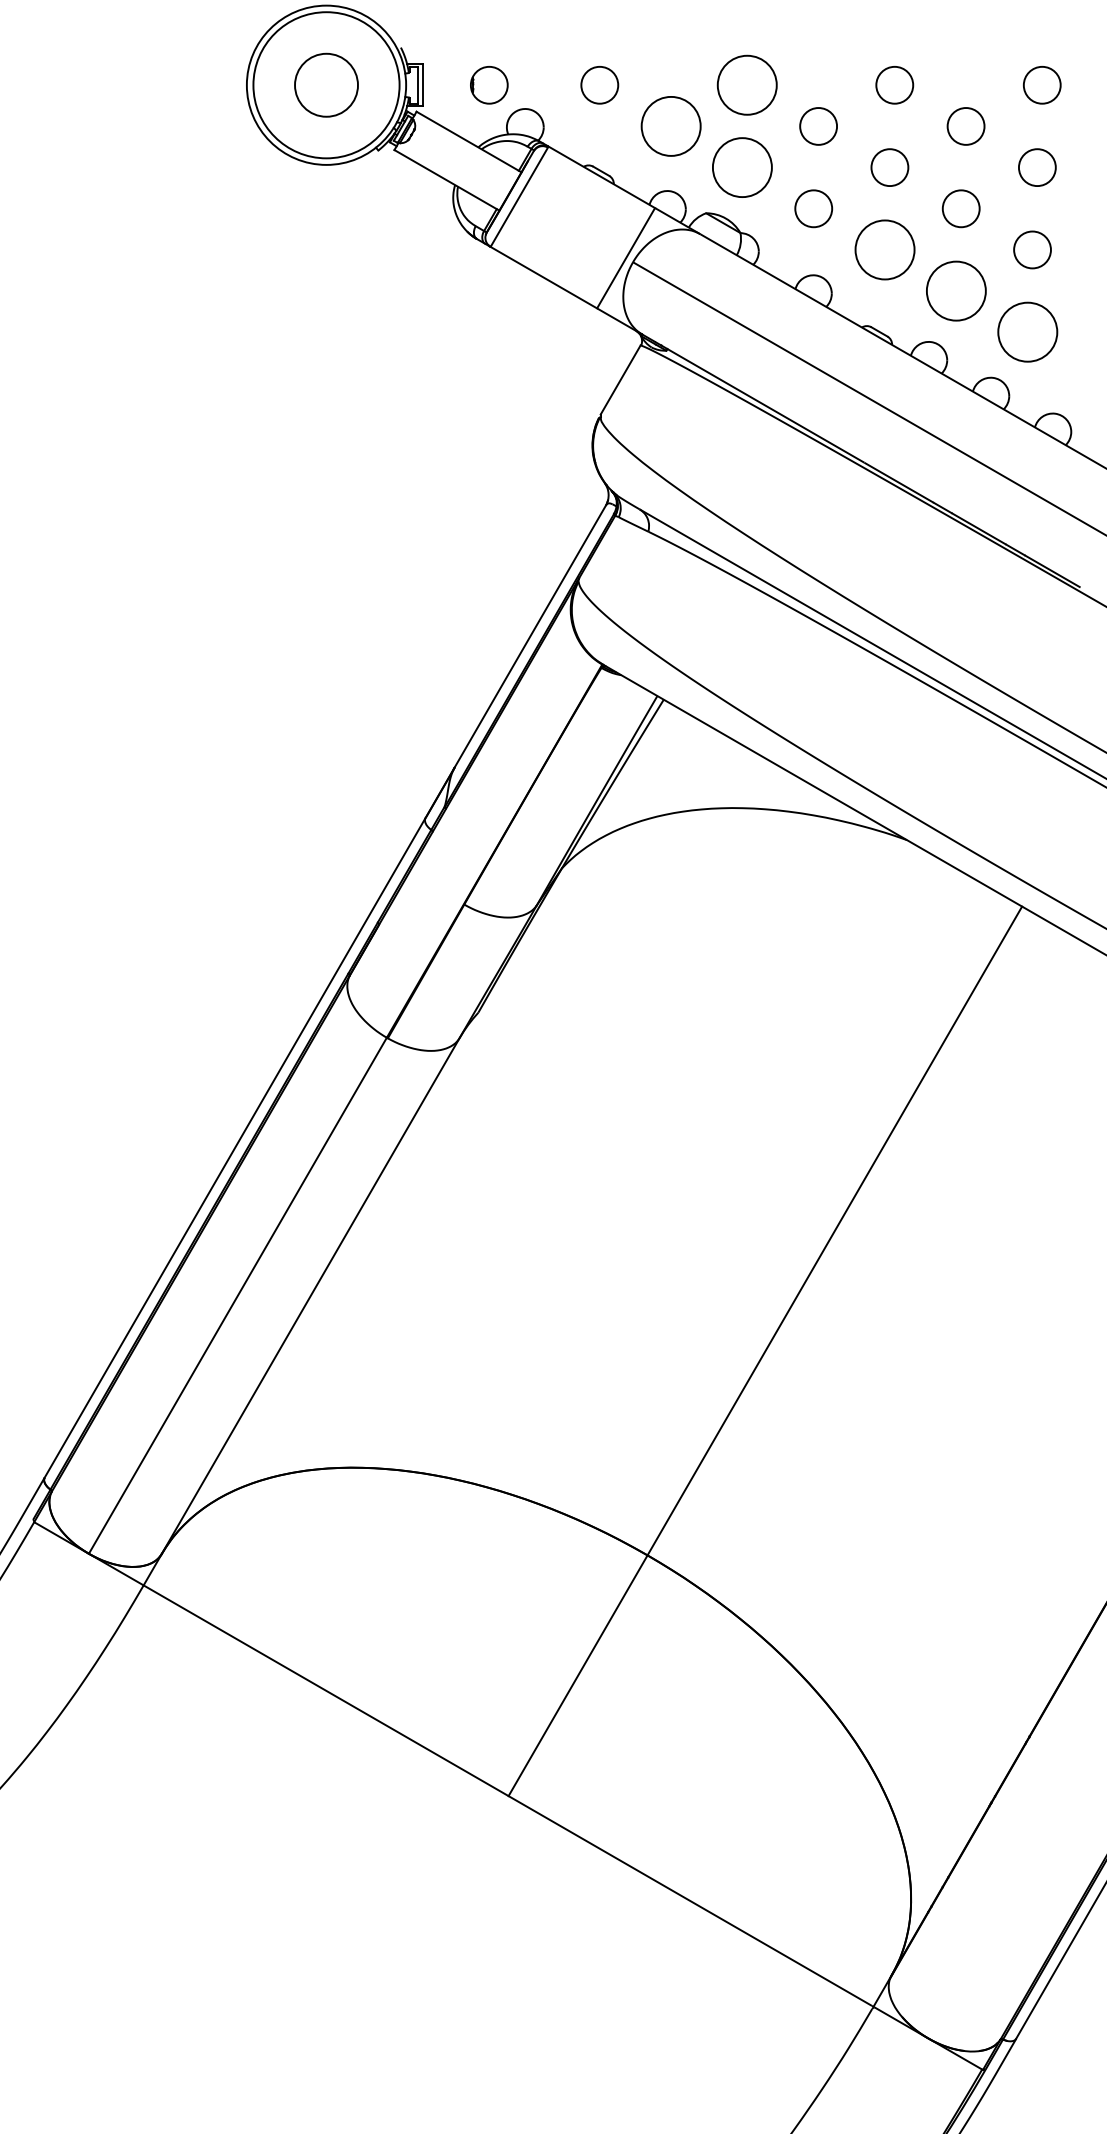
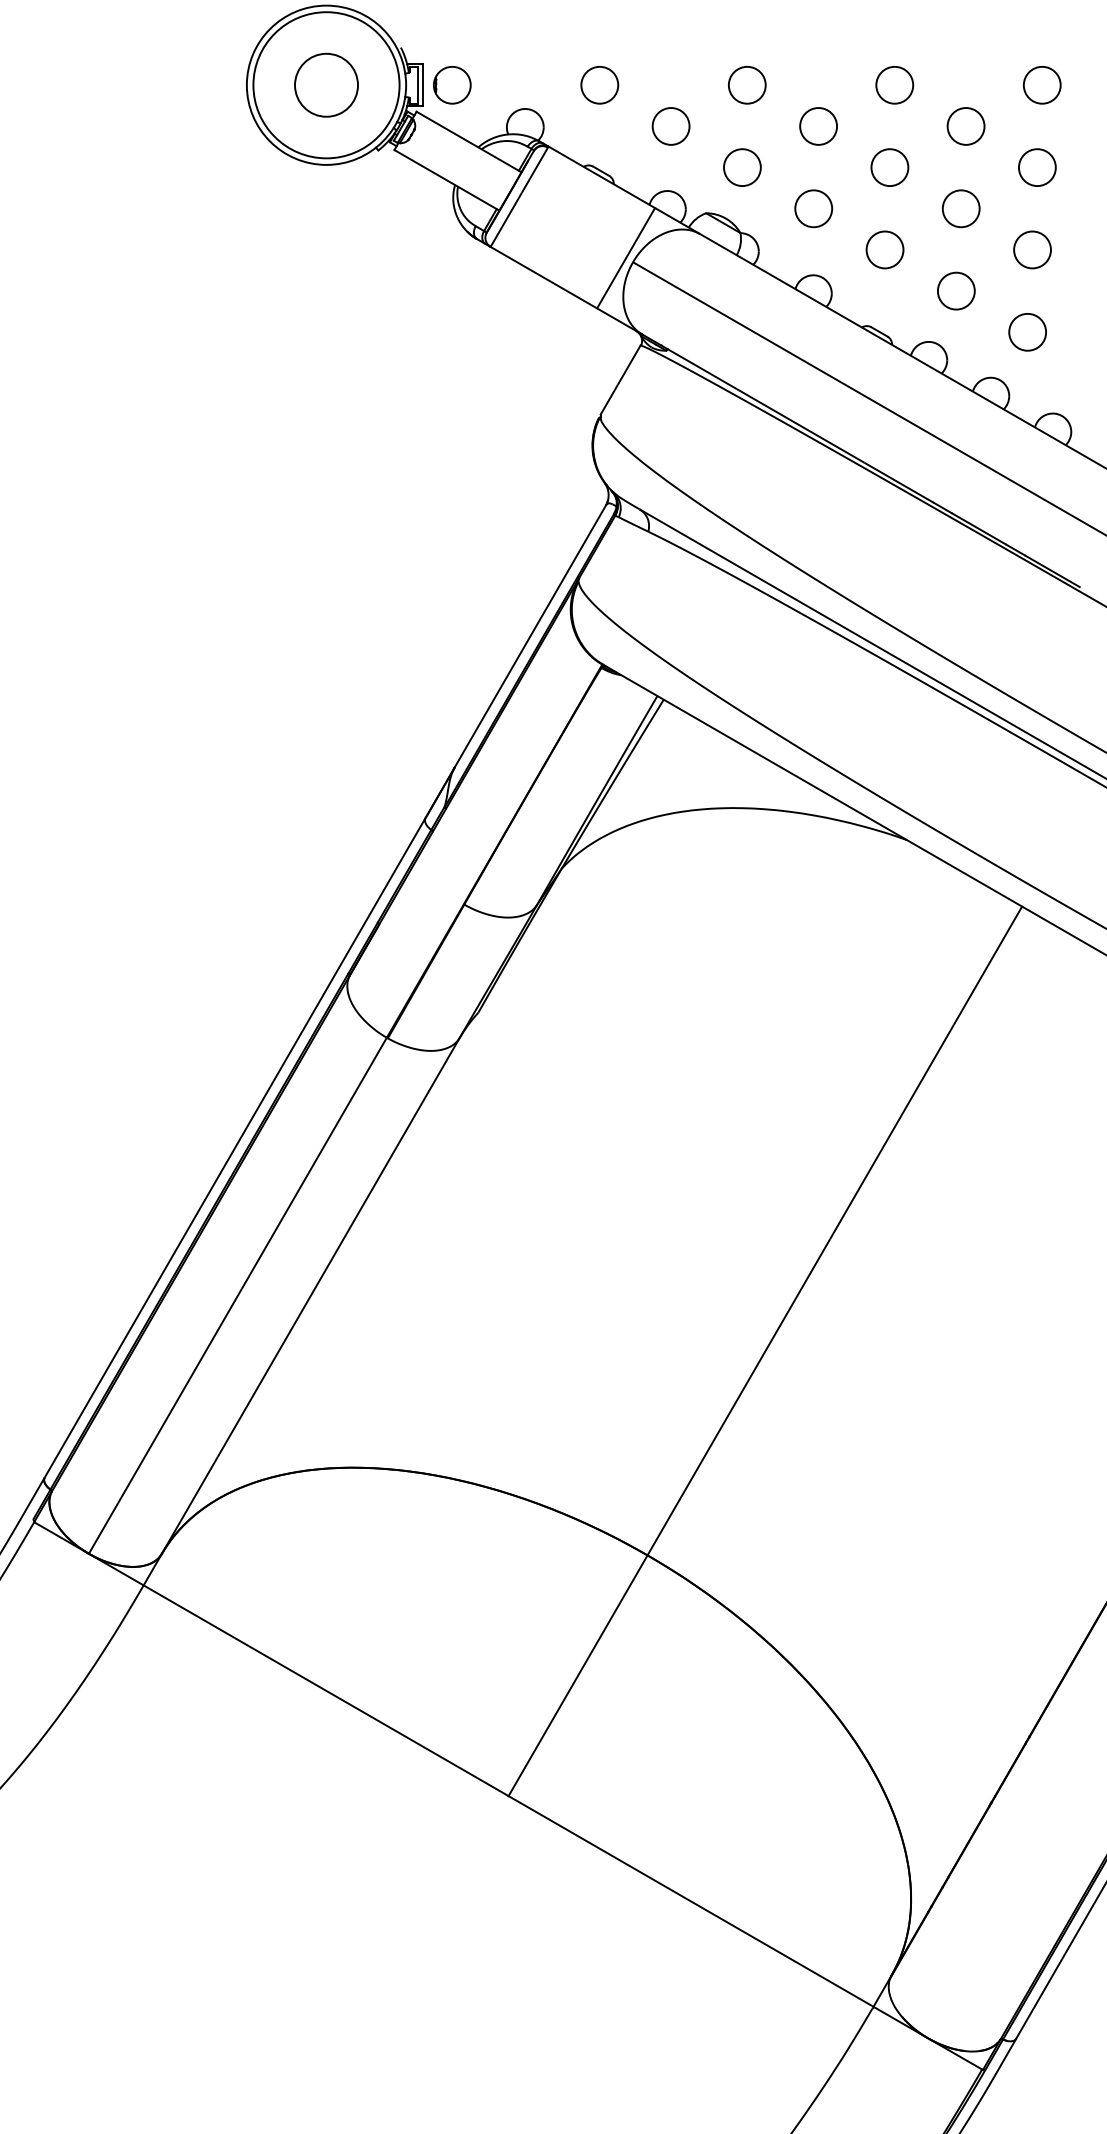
circle diameter: 59 px -> 37 px (746, 84)
part position: (489, 85) -> (452, 85) (452, 85)
circle size: 62x61 px -> 40x39 px (670, 126)
circle diameter: 59 px -> 37 px (742, 167)
circle diameter: 59 px -> 37 px (884, 249)
circle diameter: 59 px -> 37 px (955, 290)
circle size: 62x62 px -> 39x39 px (1027, 332)
